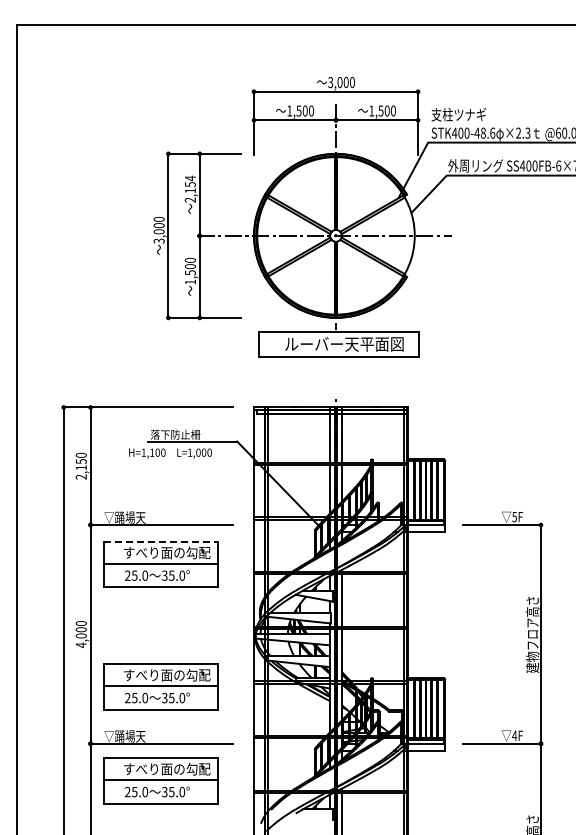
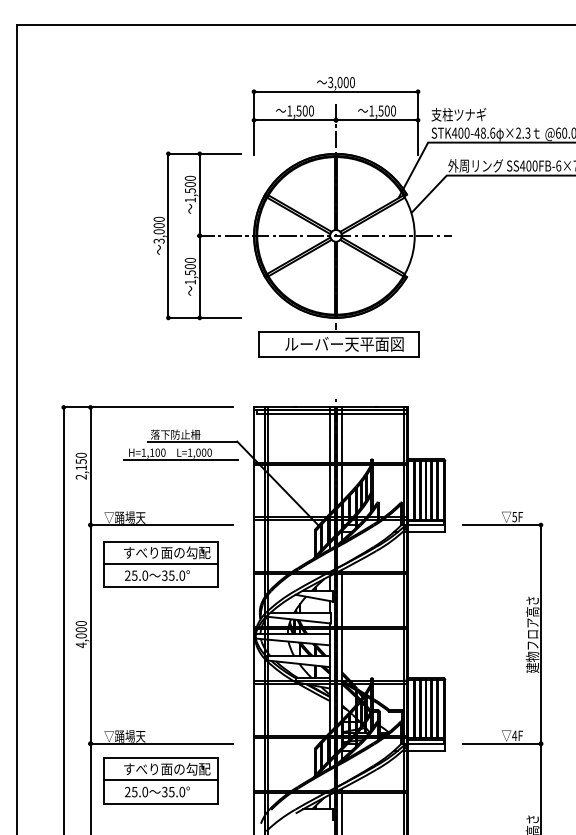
text: 2,154 -> 1,500 (189, 188)
line: none -> present (180, 459)
line: dashed -> solid (161, 541)
part: present -> none (160, 686)
